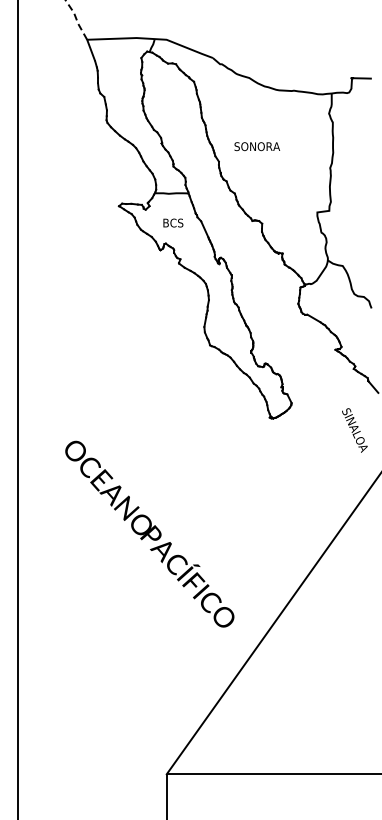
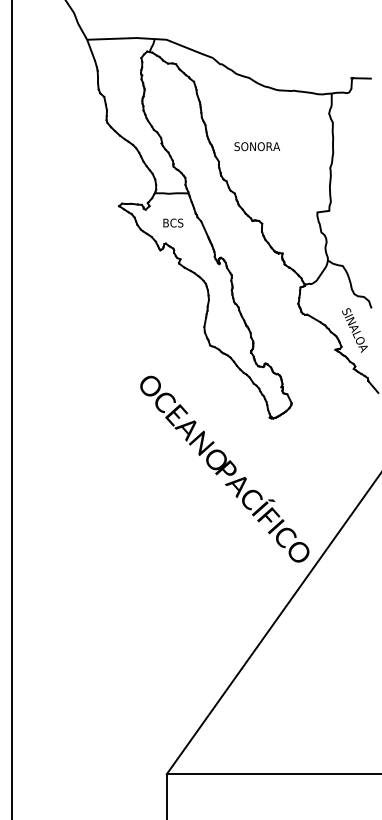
line: dashed -> solid (76, 20)
line position: (17, 409) -> (11, 409) (11, 409)
text position: (354, 430) -> (354, 330) (354, 330)
text position: (149, 533) -> (224, 468) (224, 468)
